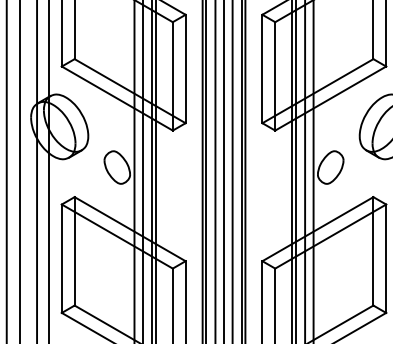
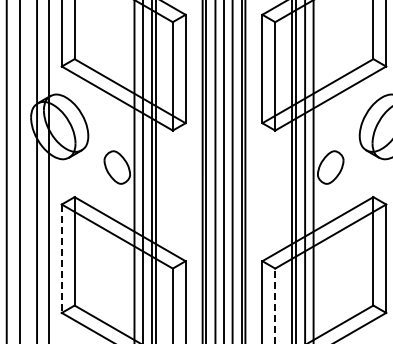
line: solid -> dashed (61, 259)
line: solid -> dashed (275, 305)
